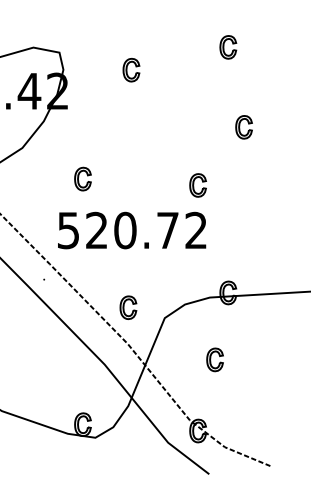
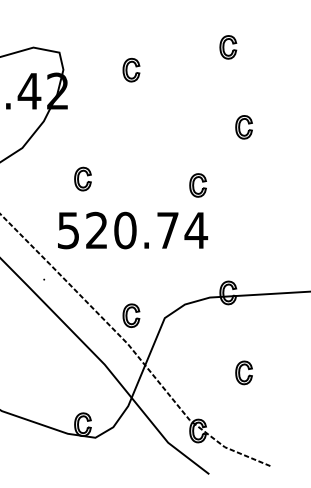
text: 520.72 -> 520.74 (196, 229)
part position: (128, 307) -> (131, 315) (131, 315)
part position: (214, 359) -> (243, 372) (243, 372)
